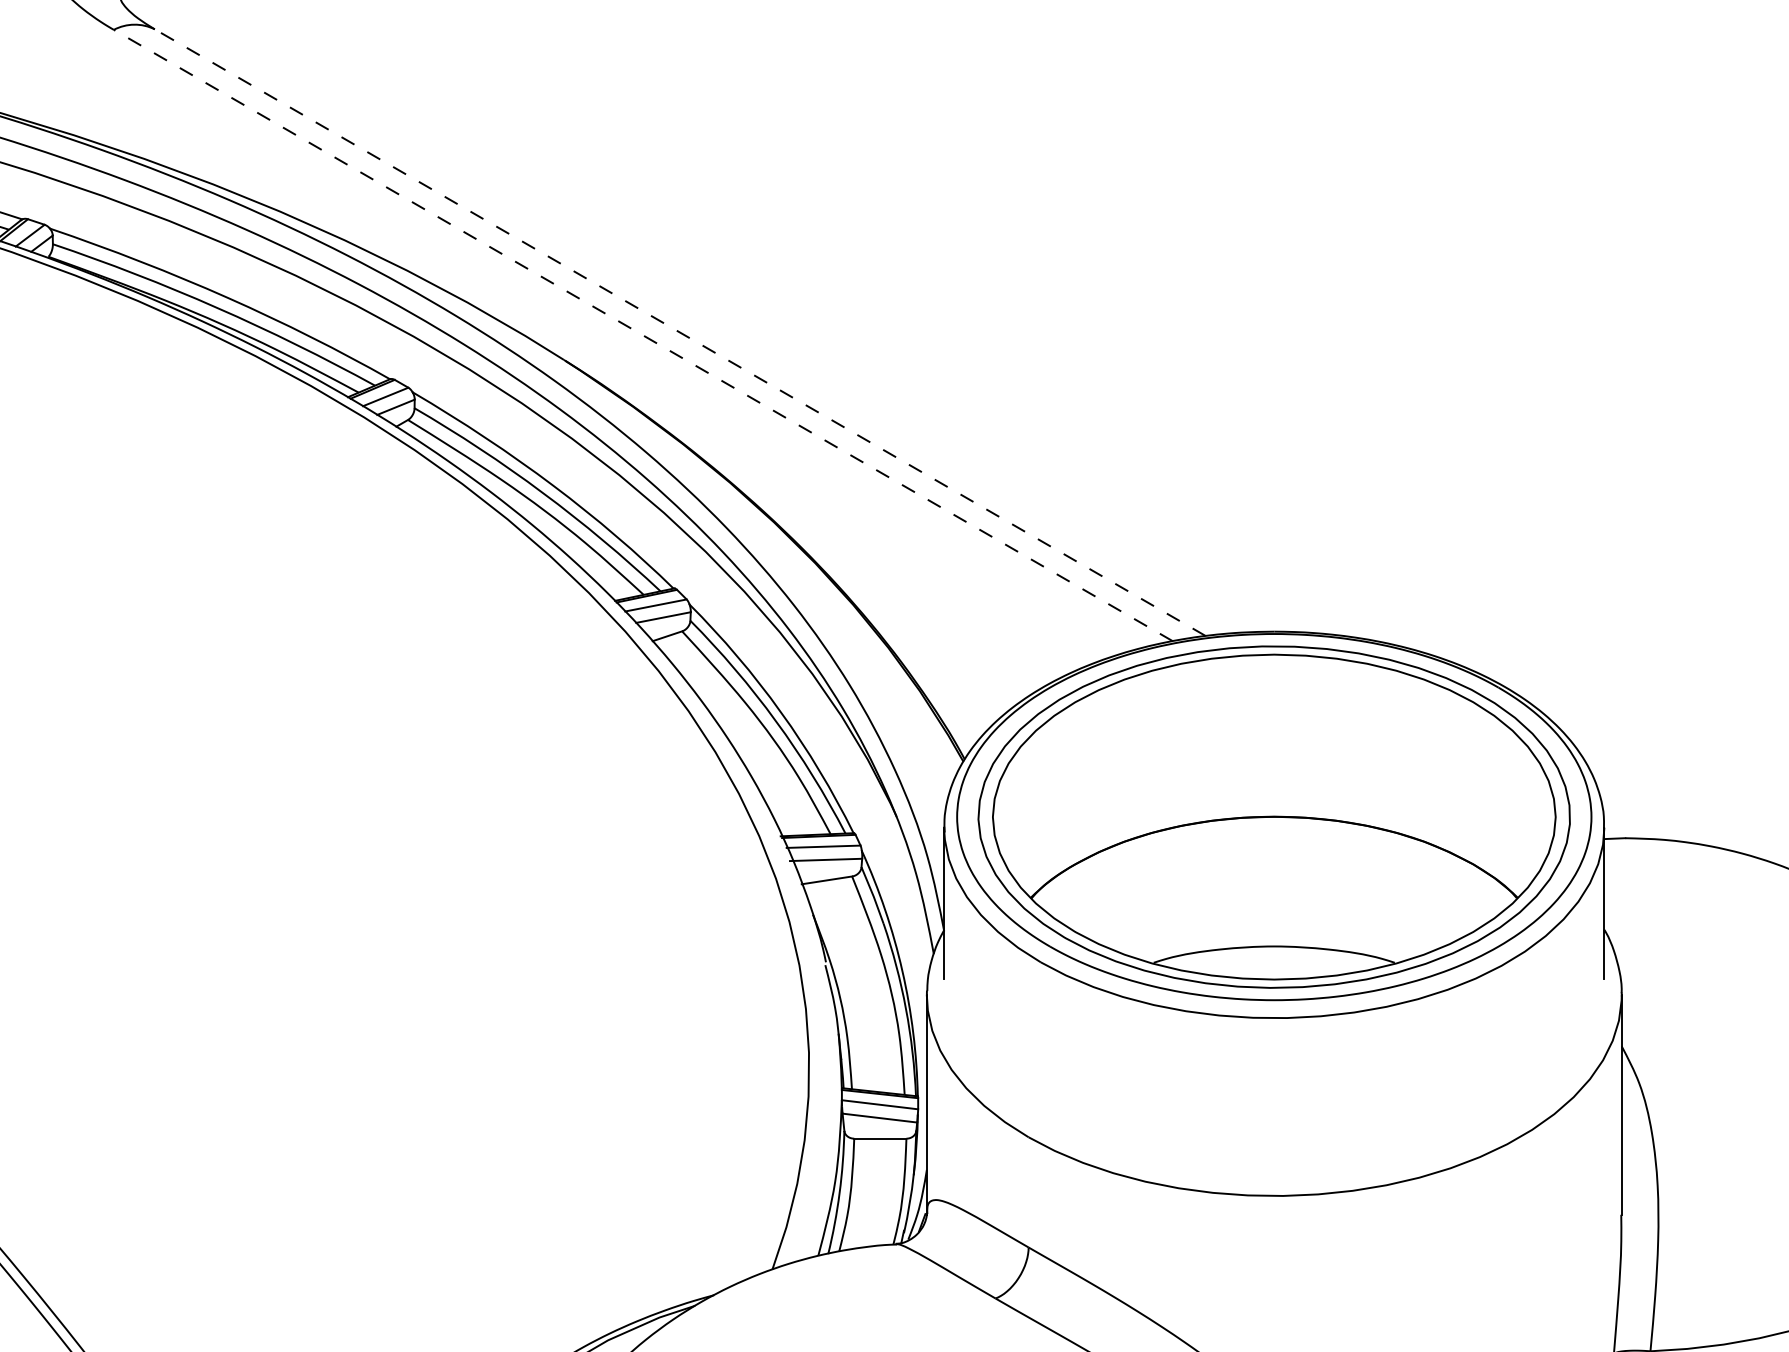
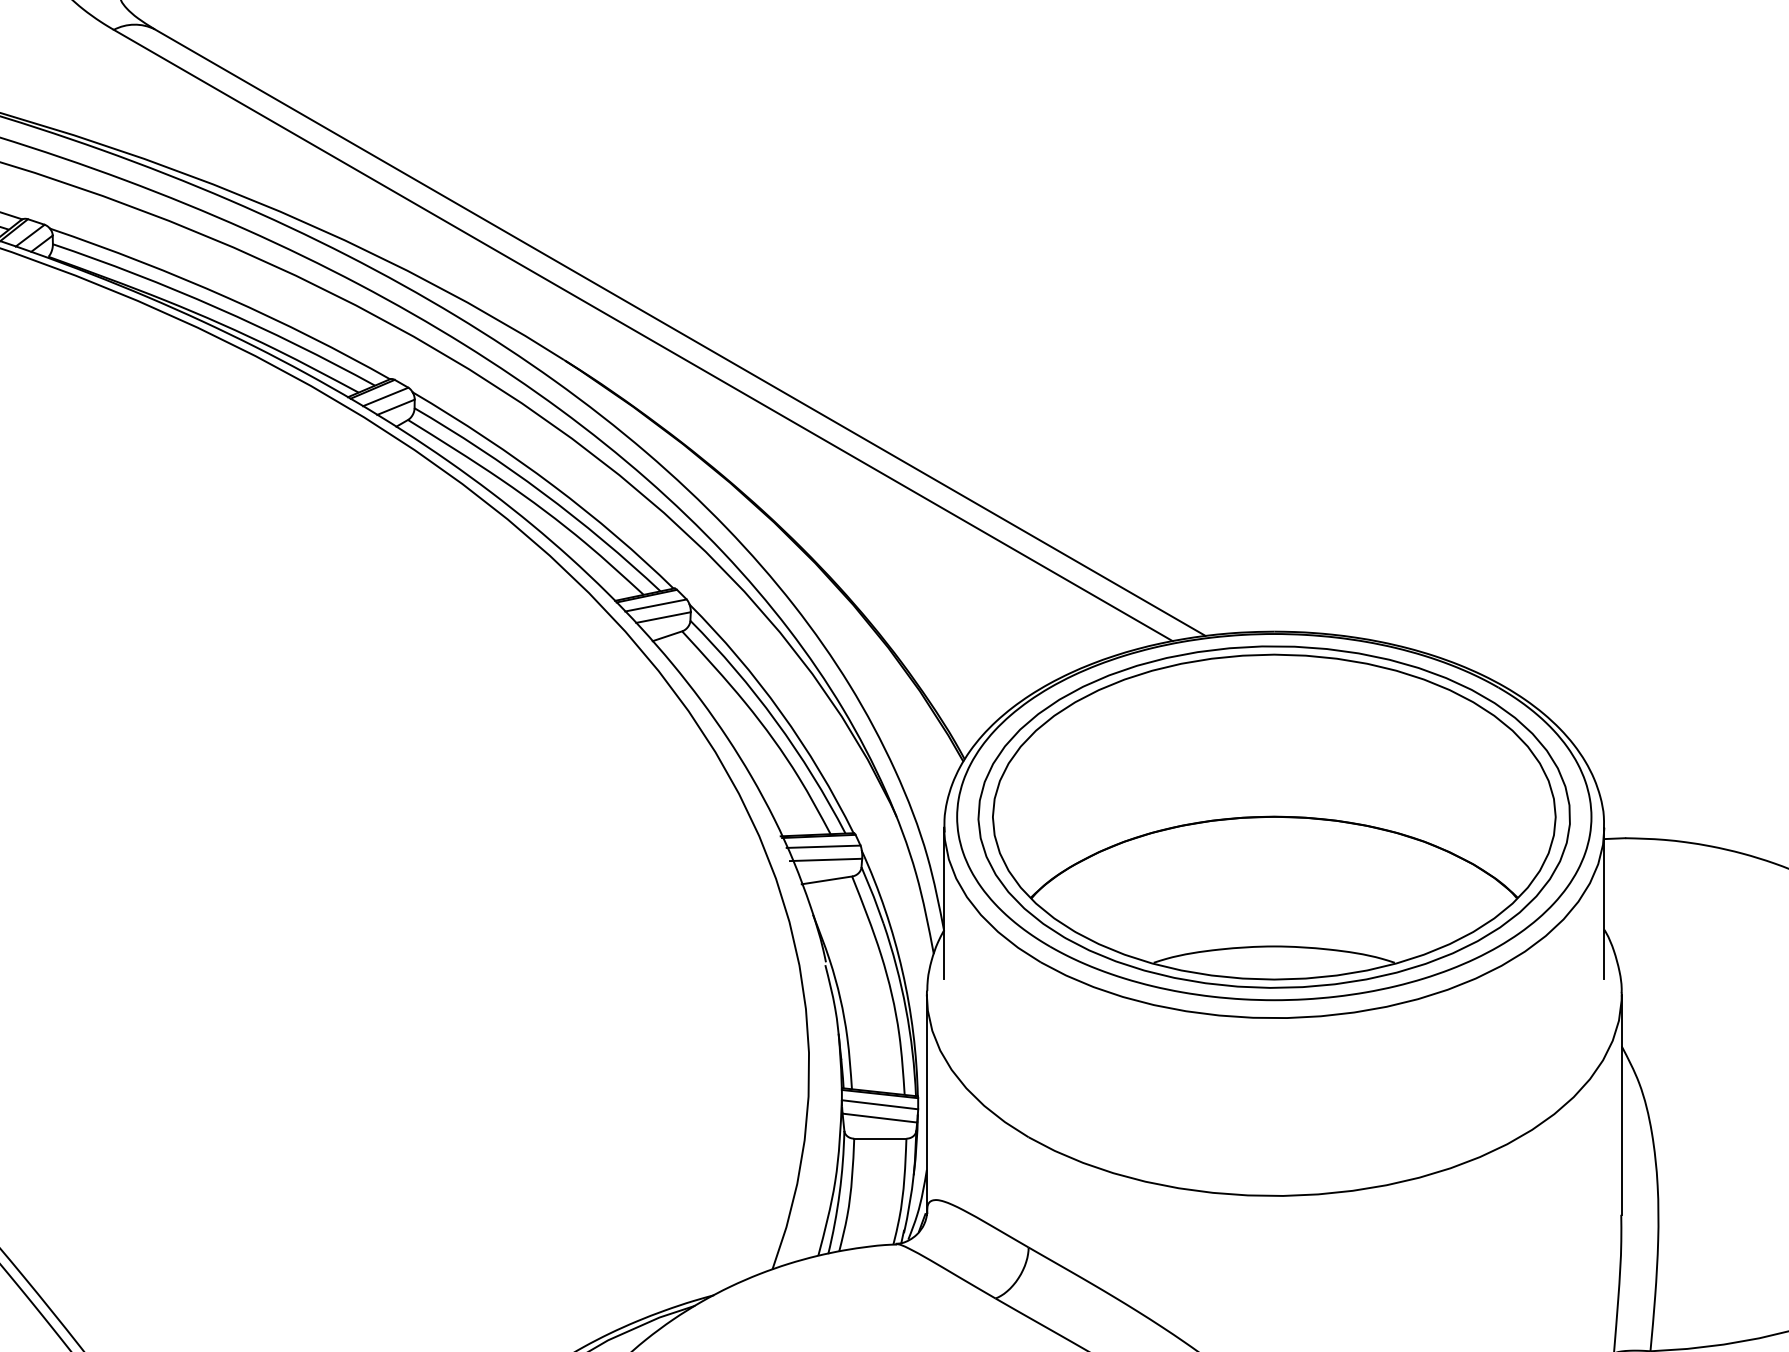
line: dashed -> solid (680, 332)
line: dashed -> solid (642, 335)
